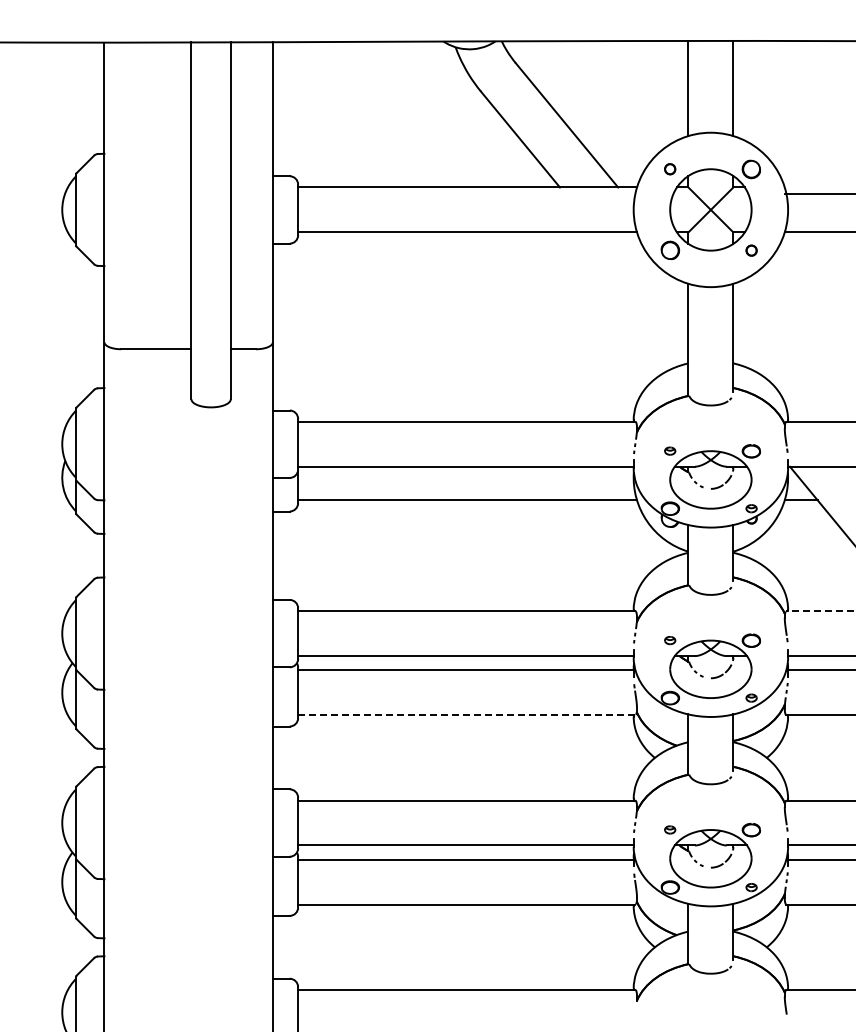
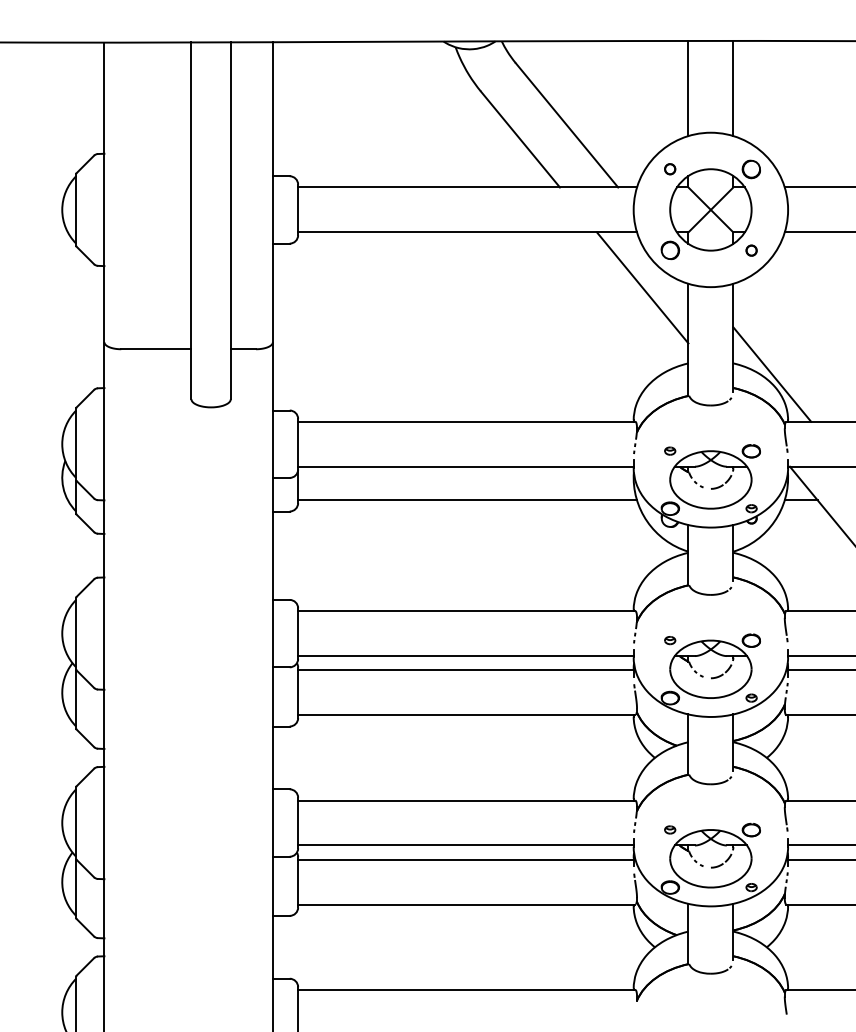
line position: (818, 194) -> (818, 187) (818, 187)
line: none -> present (642, 287)
line: none -> present (772, 374)
line: dashed -> solid (820, 611)
line: dashed -> solid (466, 715)
